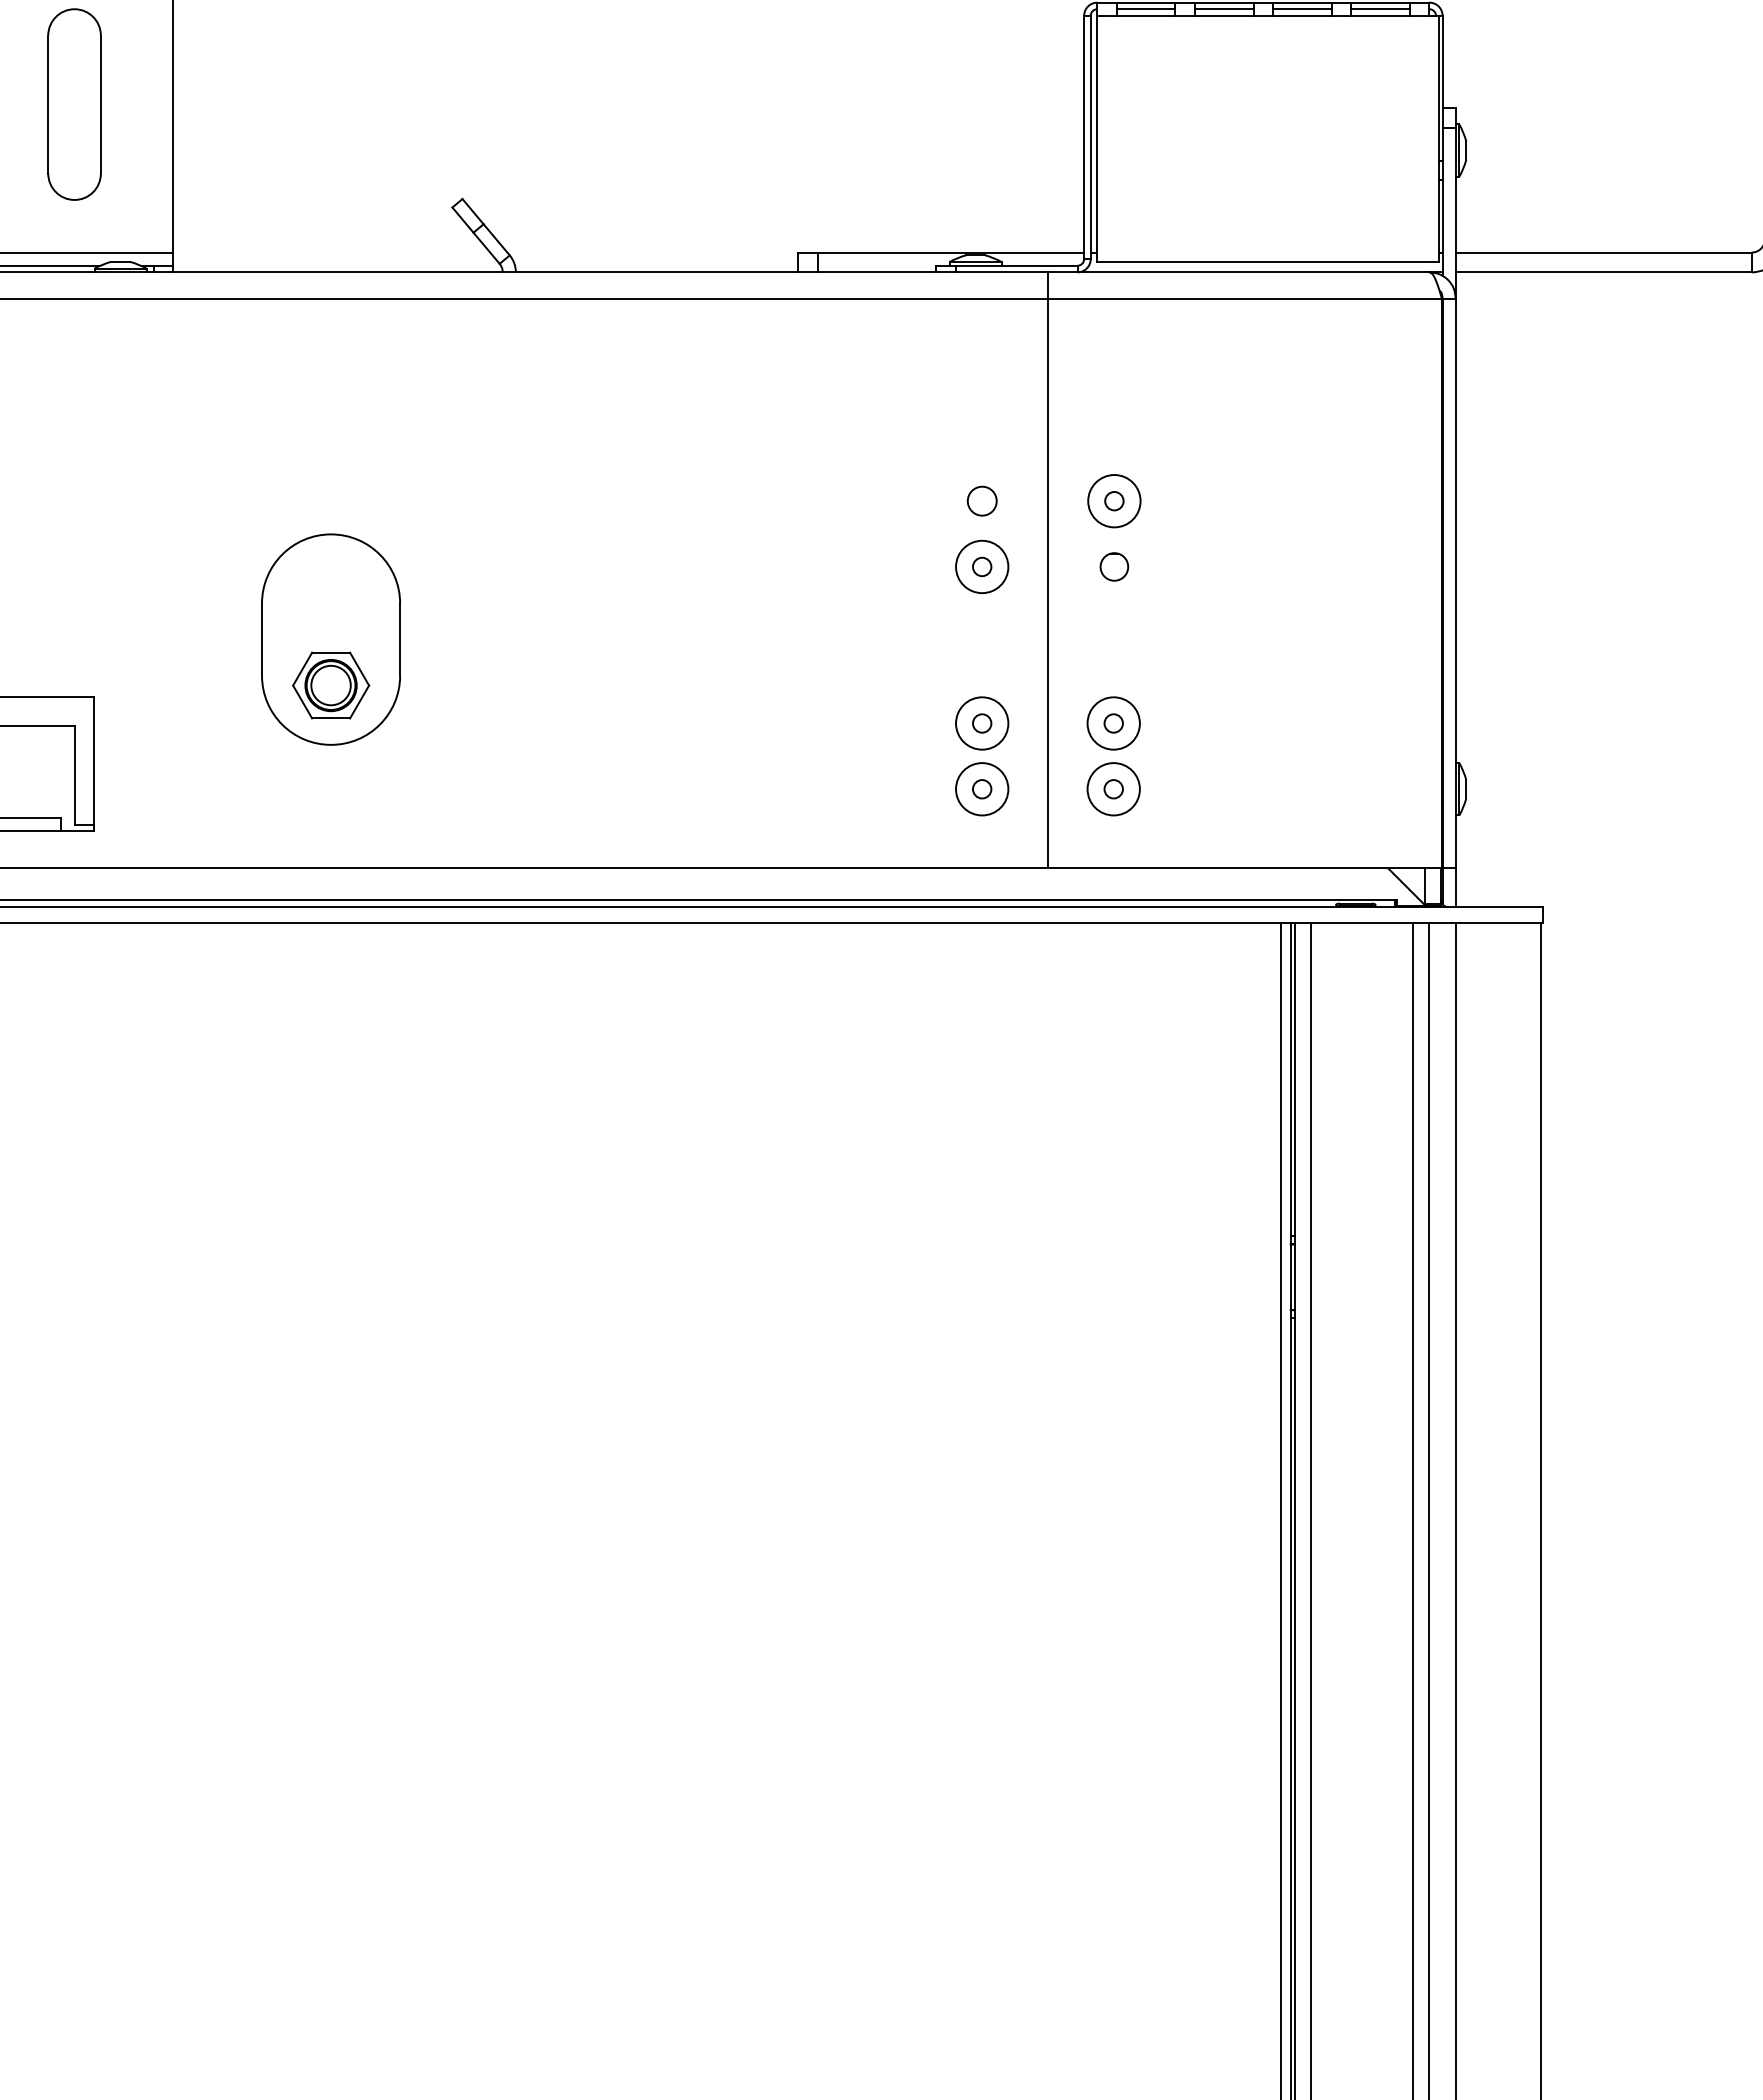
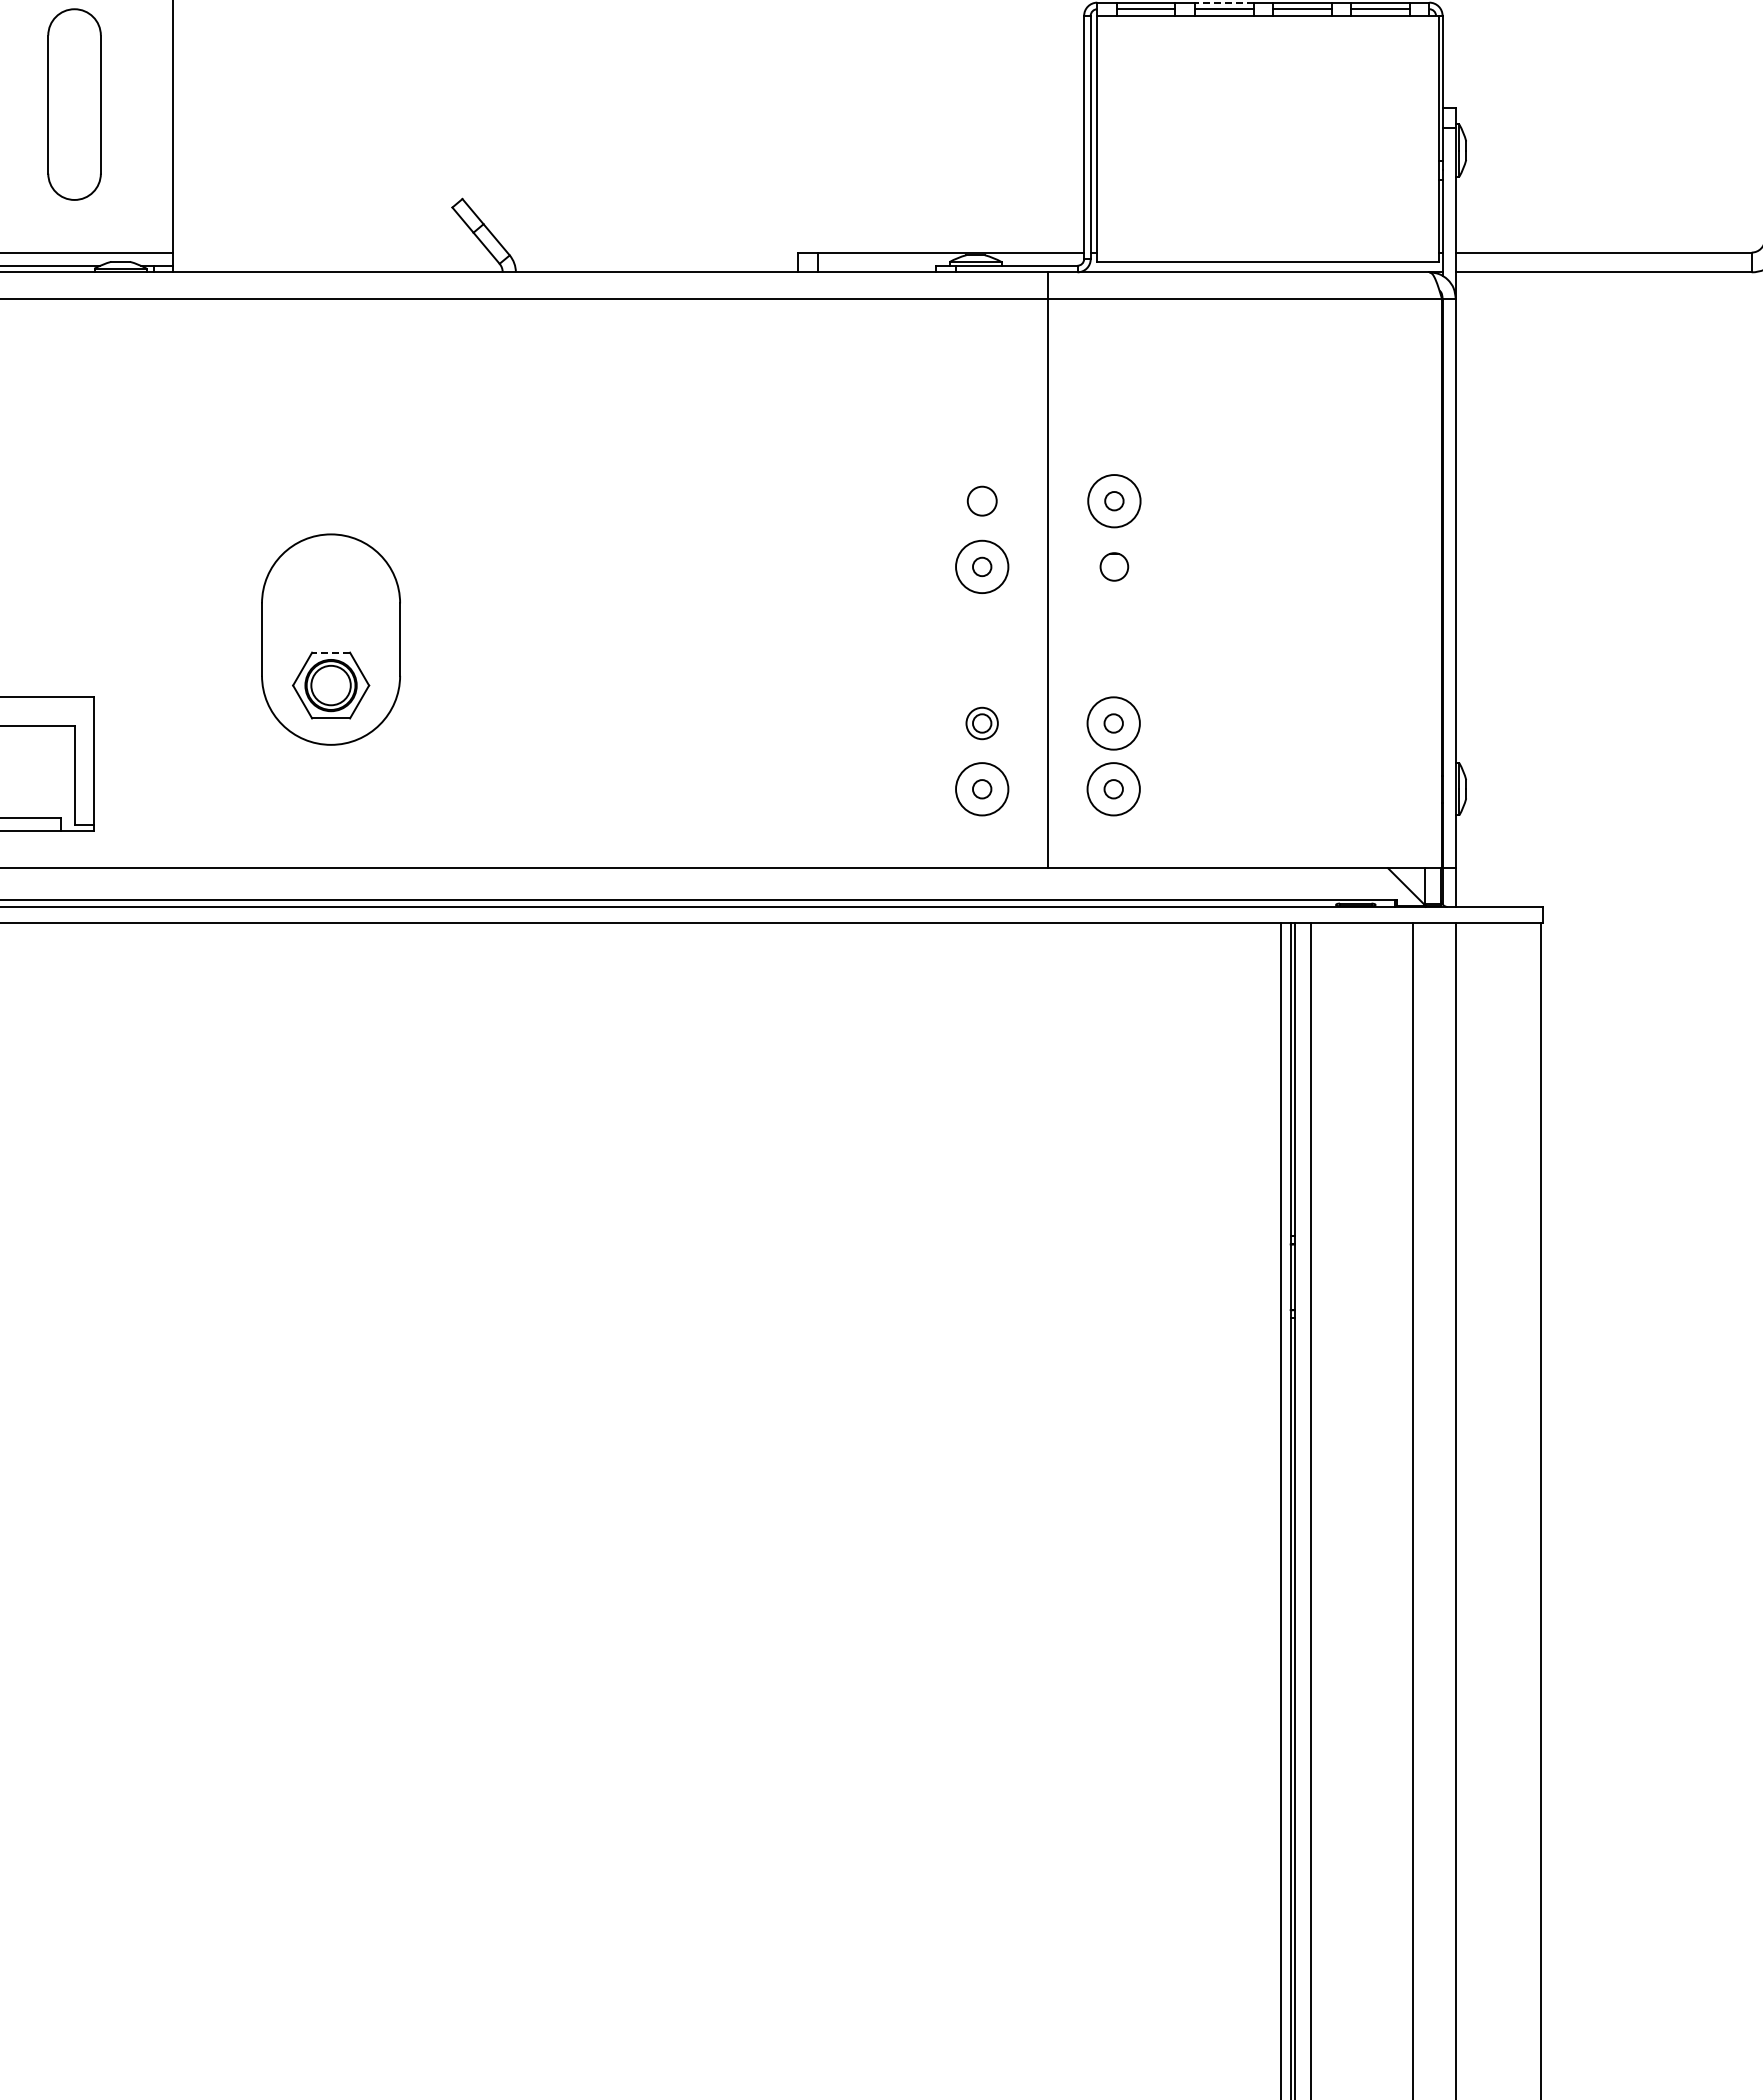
line: solid -> dashed (1223, 2)
line: solid -> dashed (331, 652)
circle diameter: 52 px -> 31 px (981, 723)
line: present -> none (1429, 1509)
